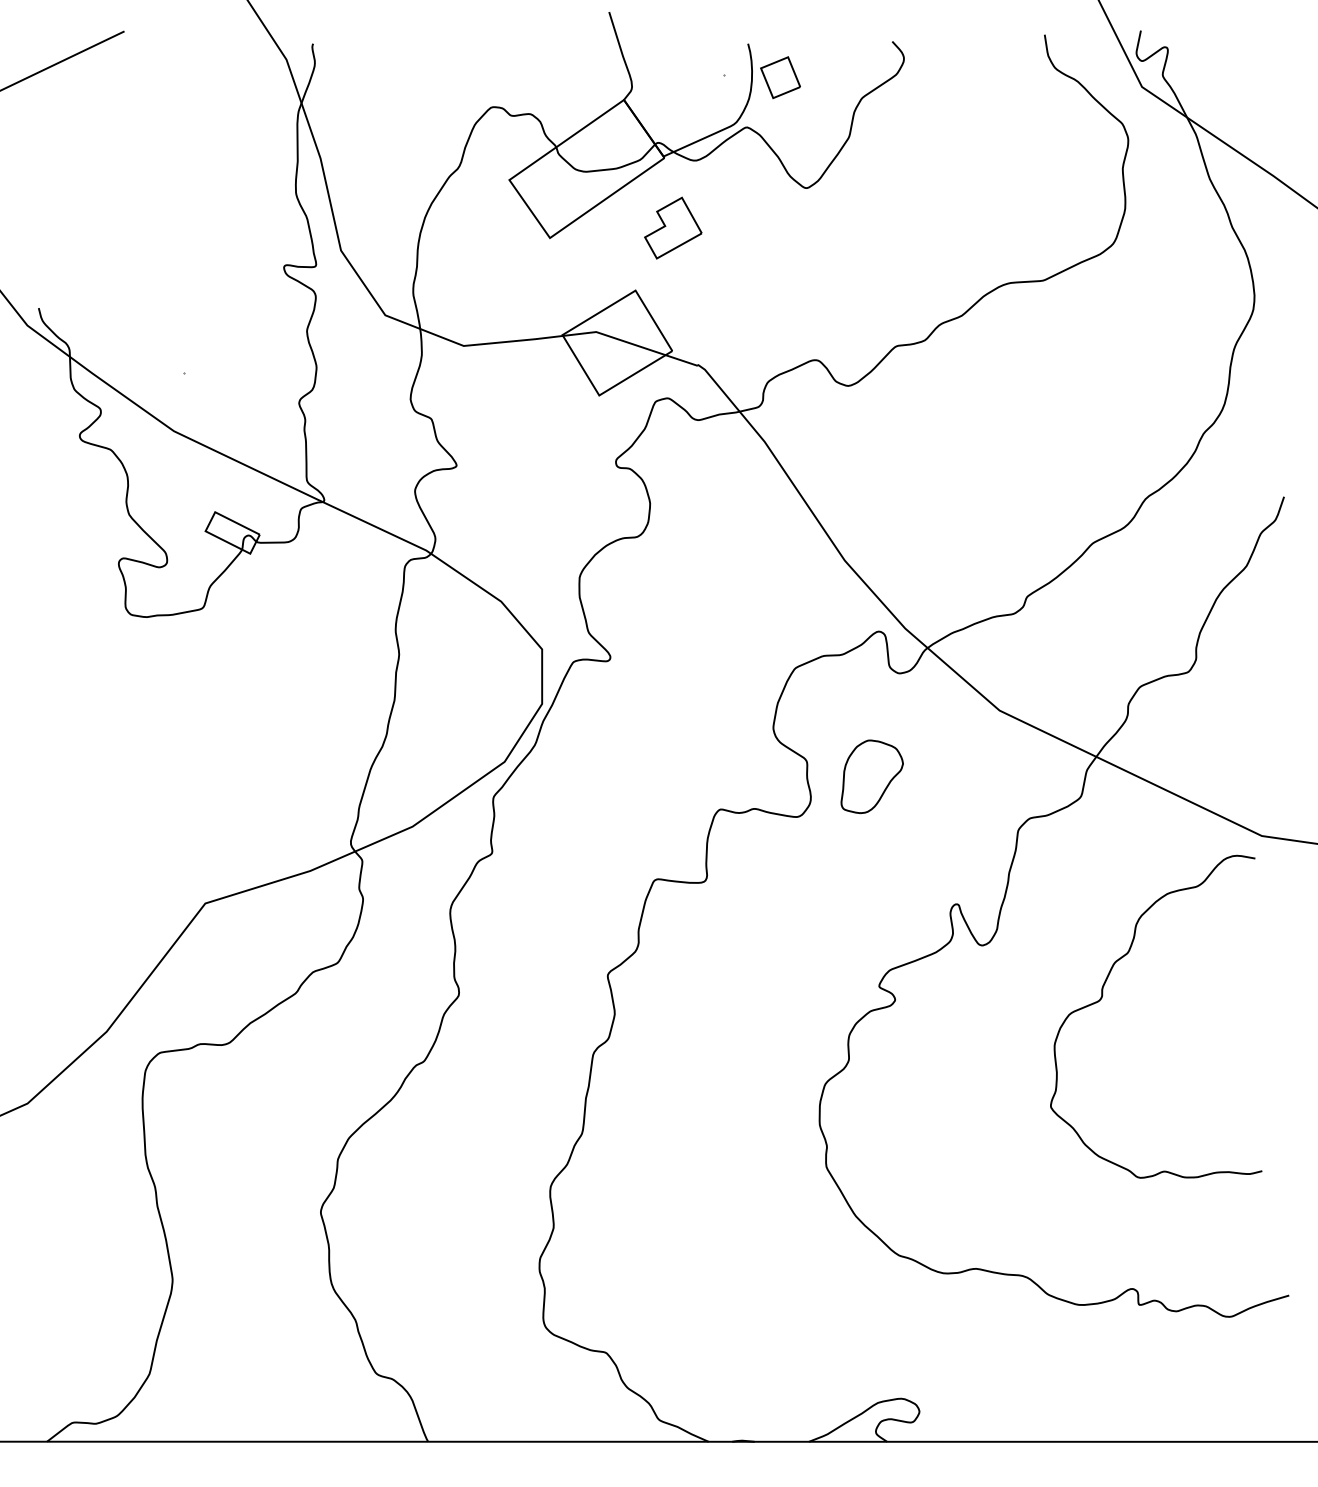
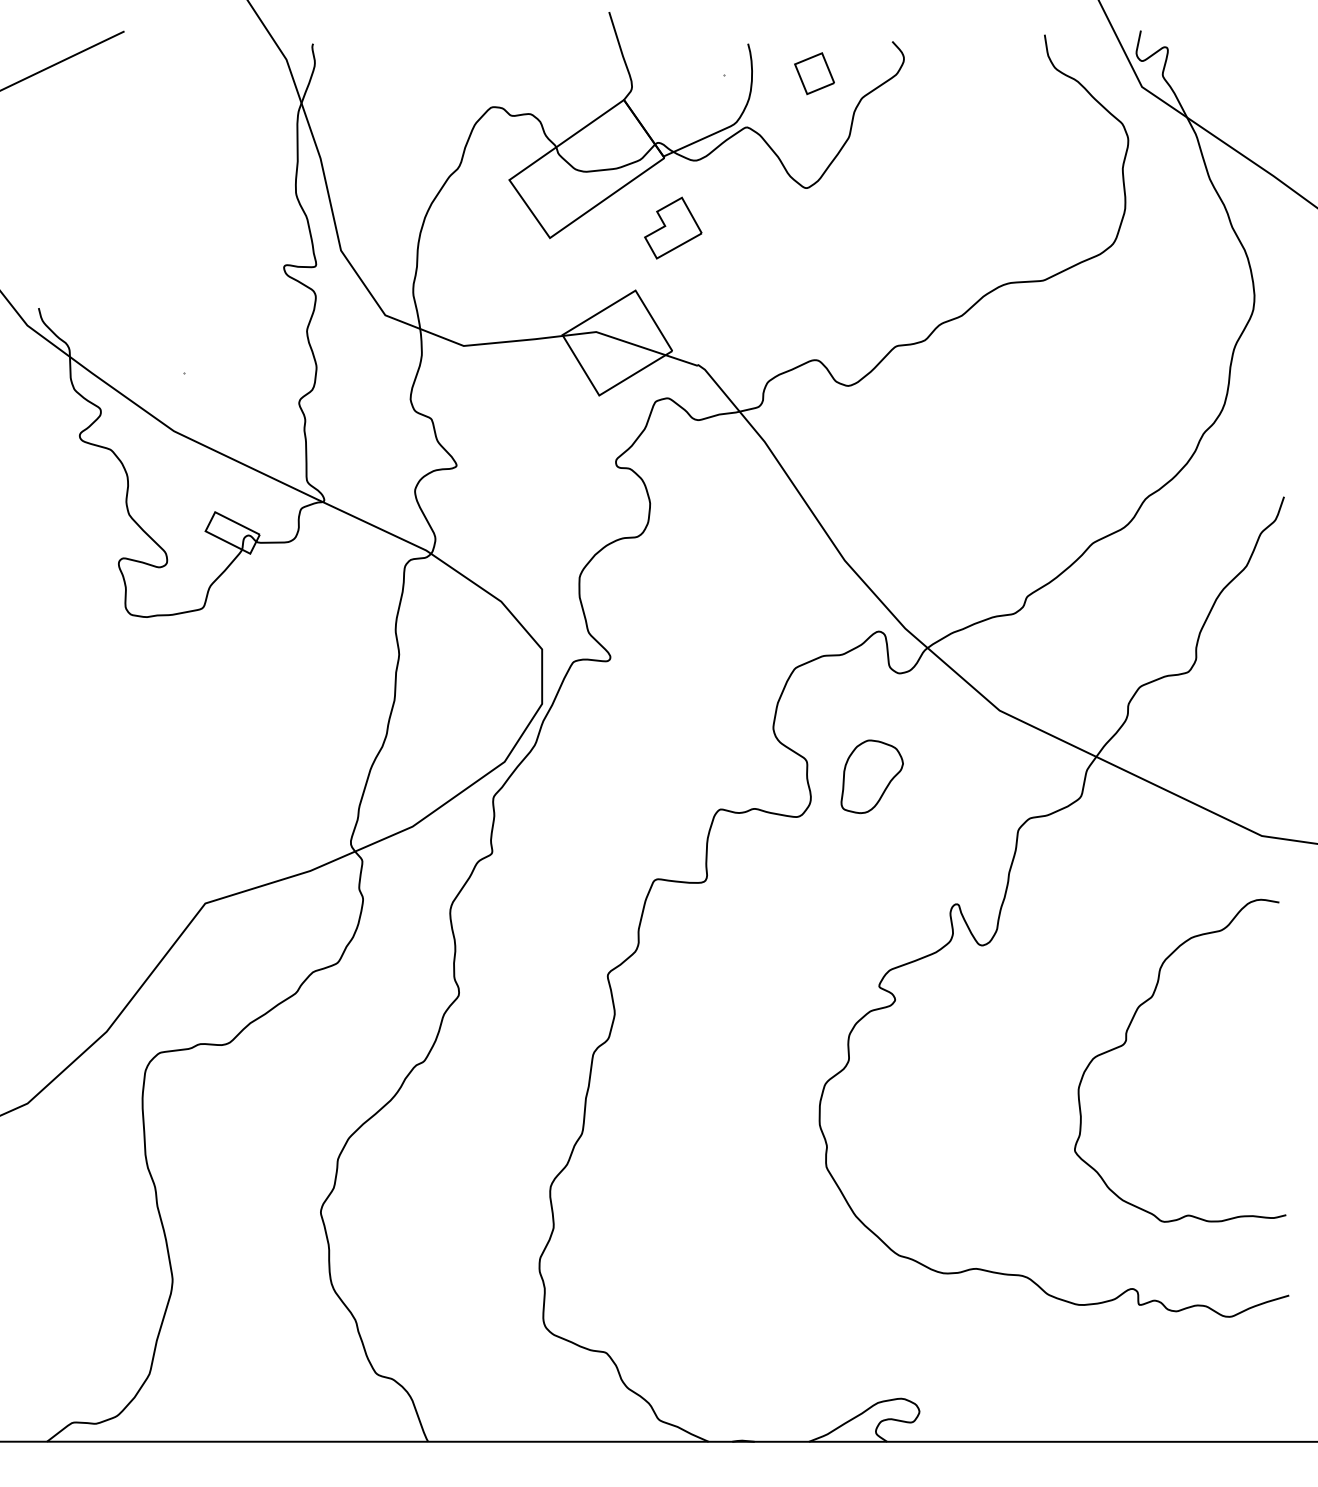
part position: (780, 77) -> (814, 73) (814, 73)
curve position: (1102, 998) -> (1126, 1042) (1126, 1042)
